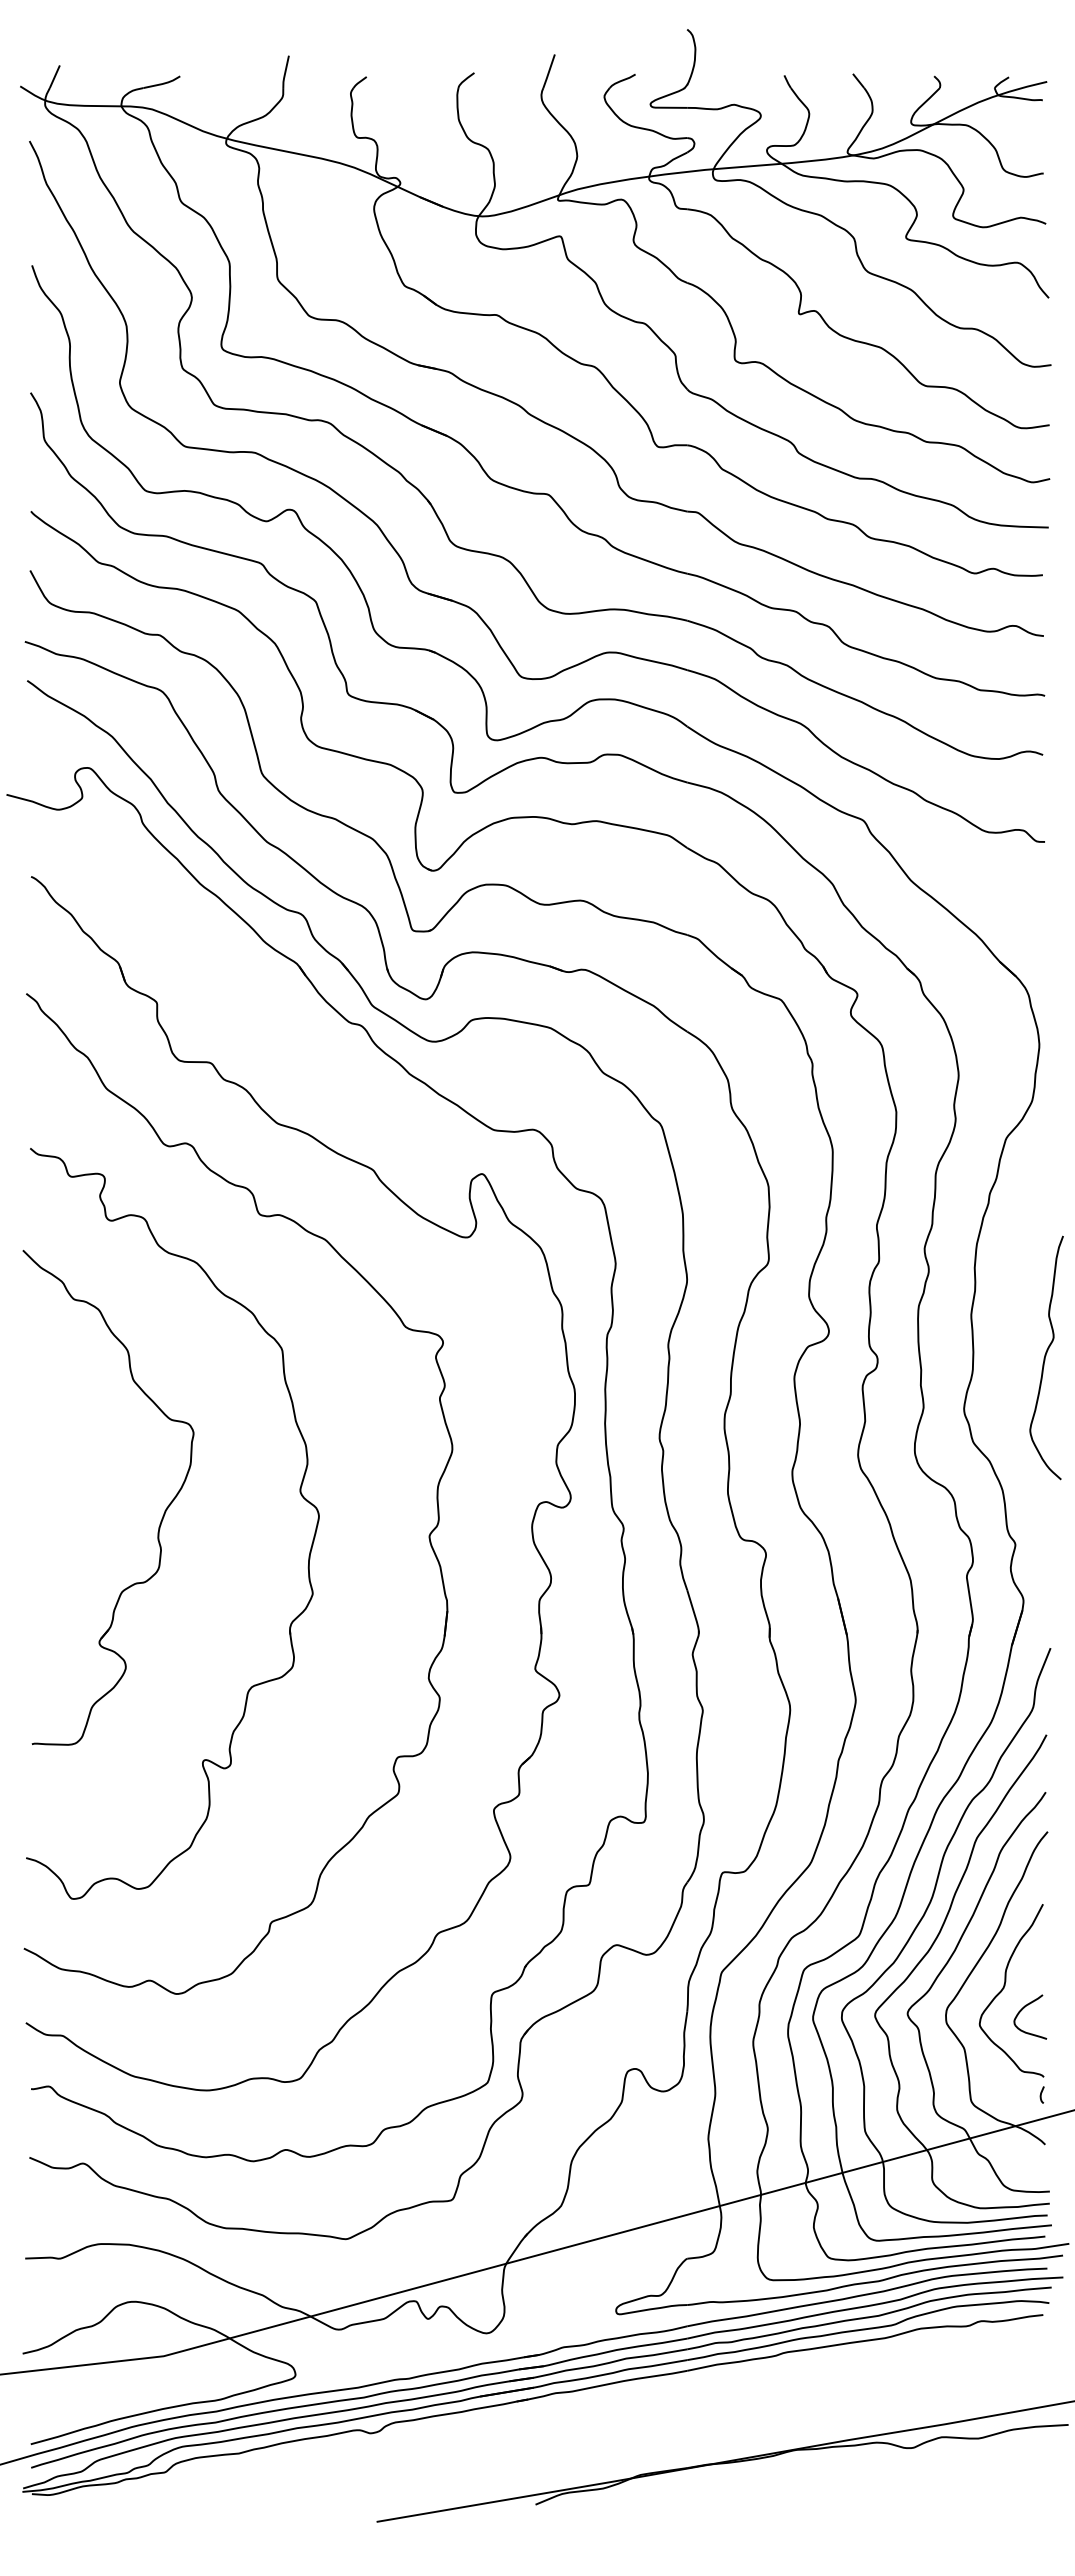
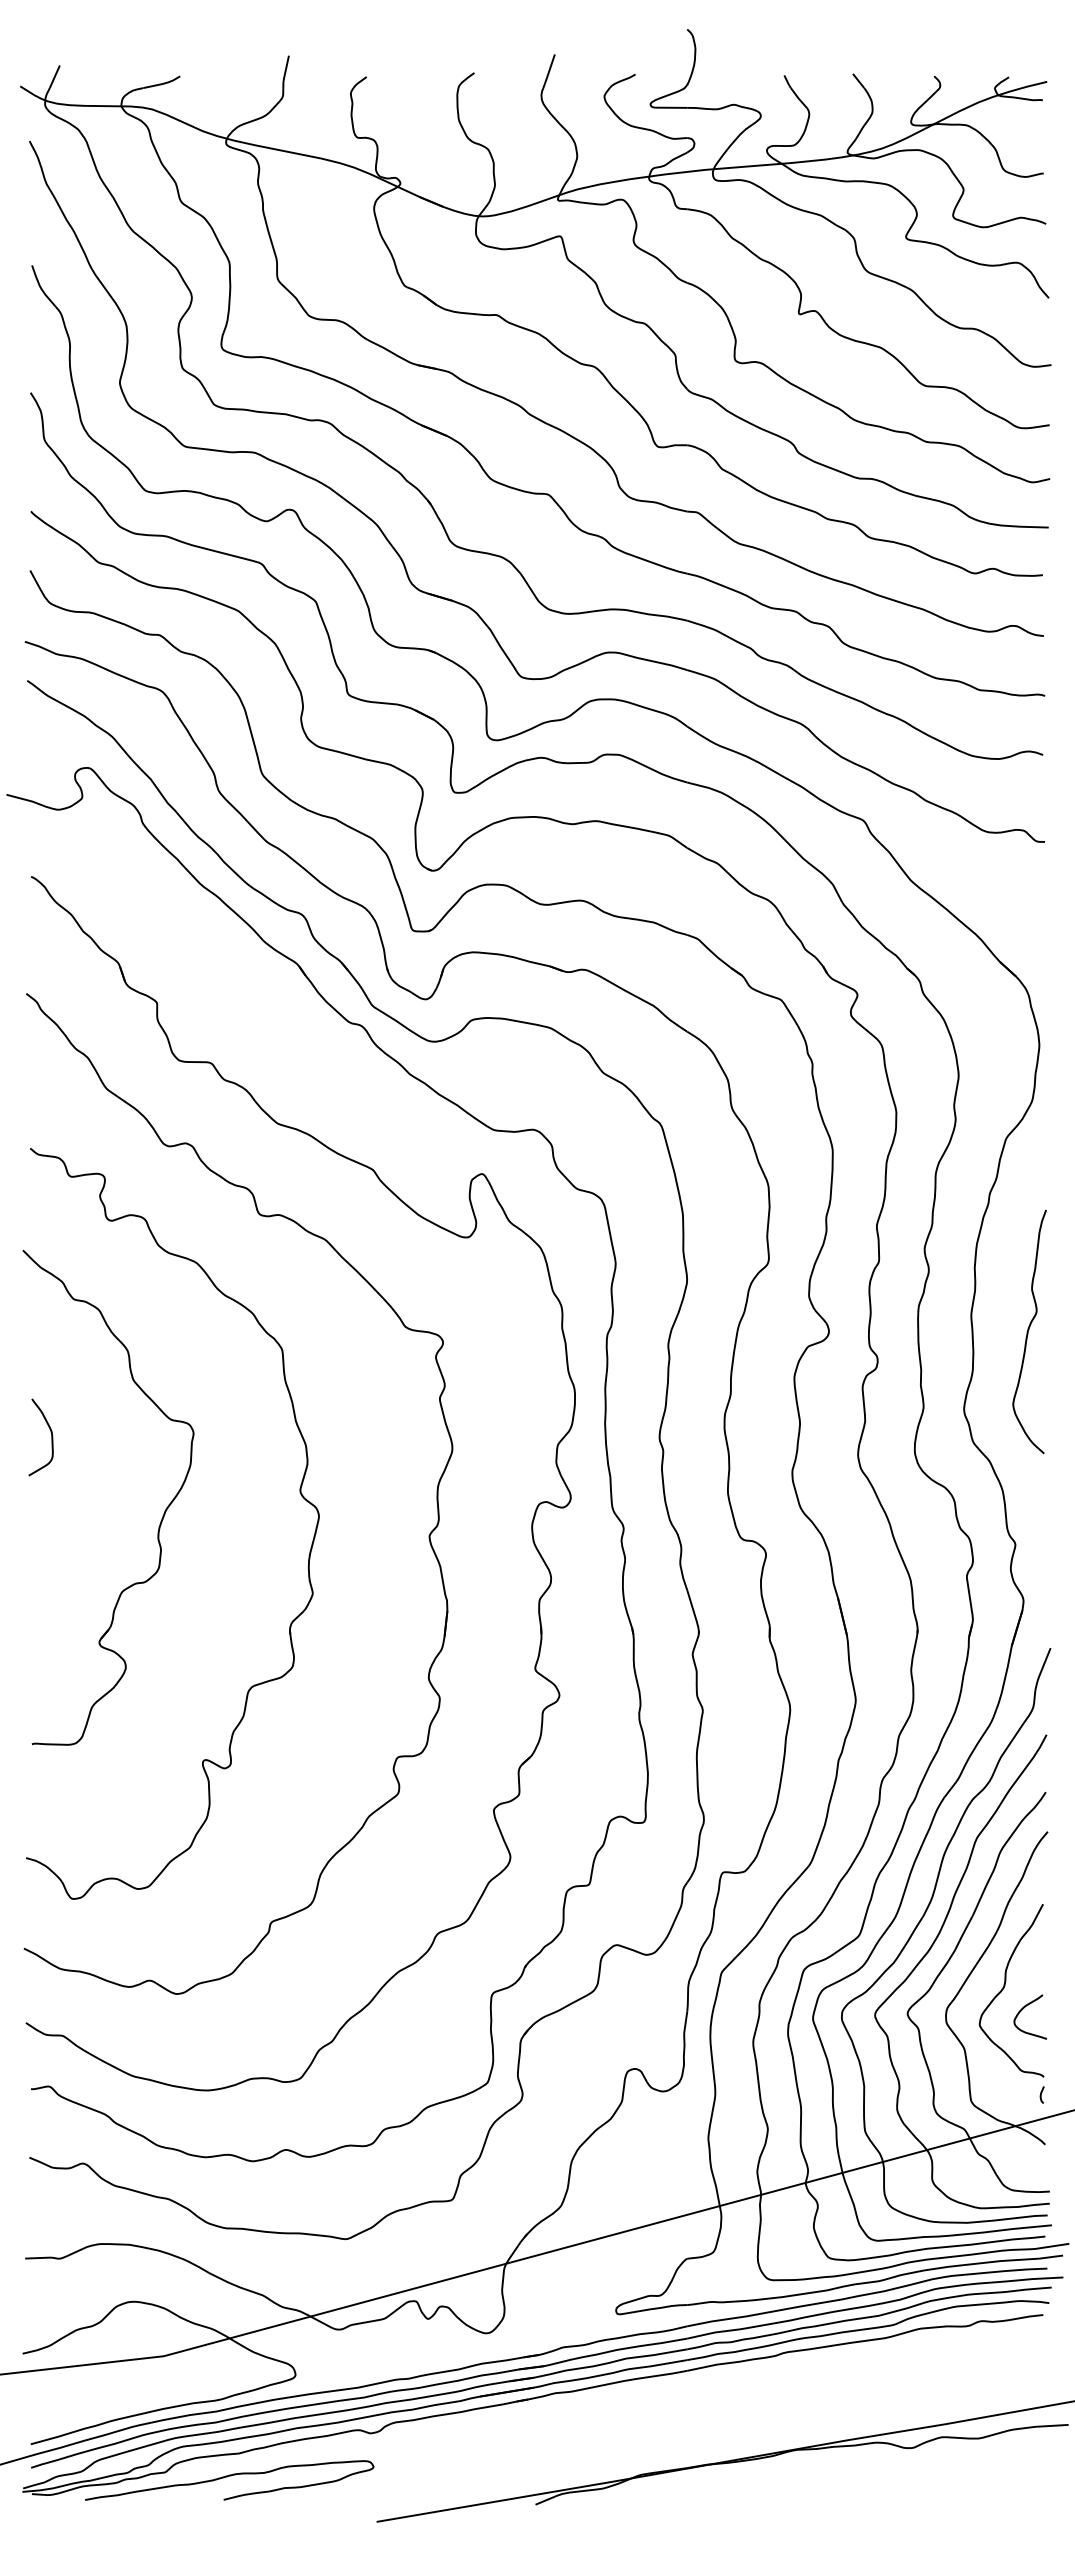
curve position: (1046, 1356) -> (1029, 1330) (1029, 1330)
curve: none -> present (51, 1437)
curve: none -> present (227, 2477)
